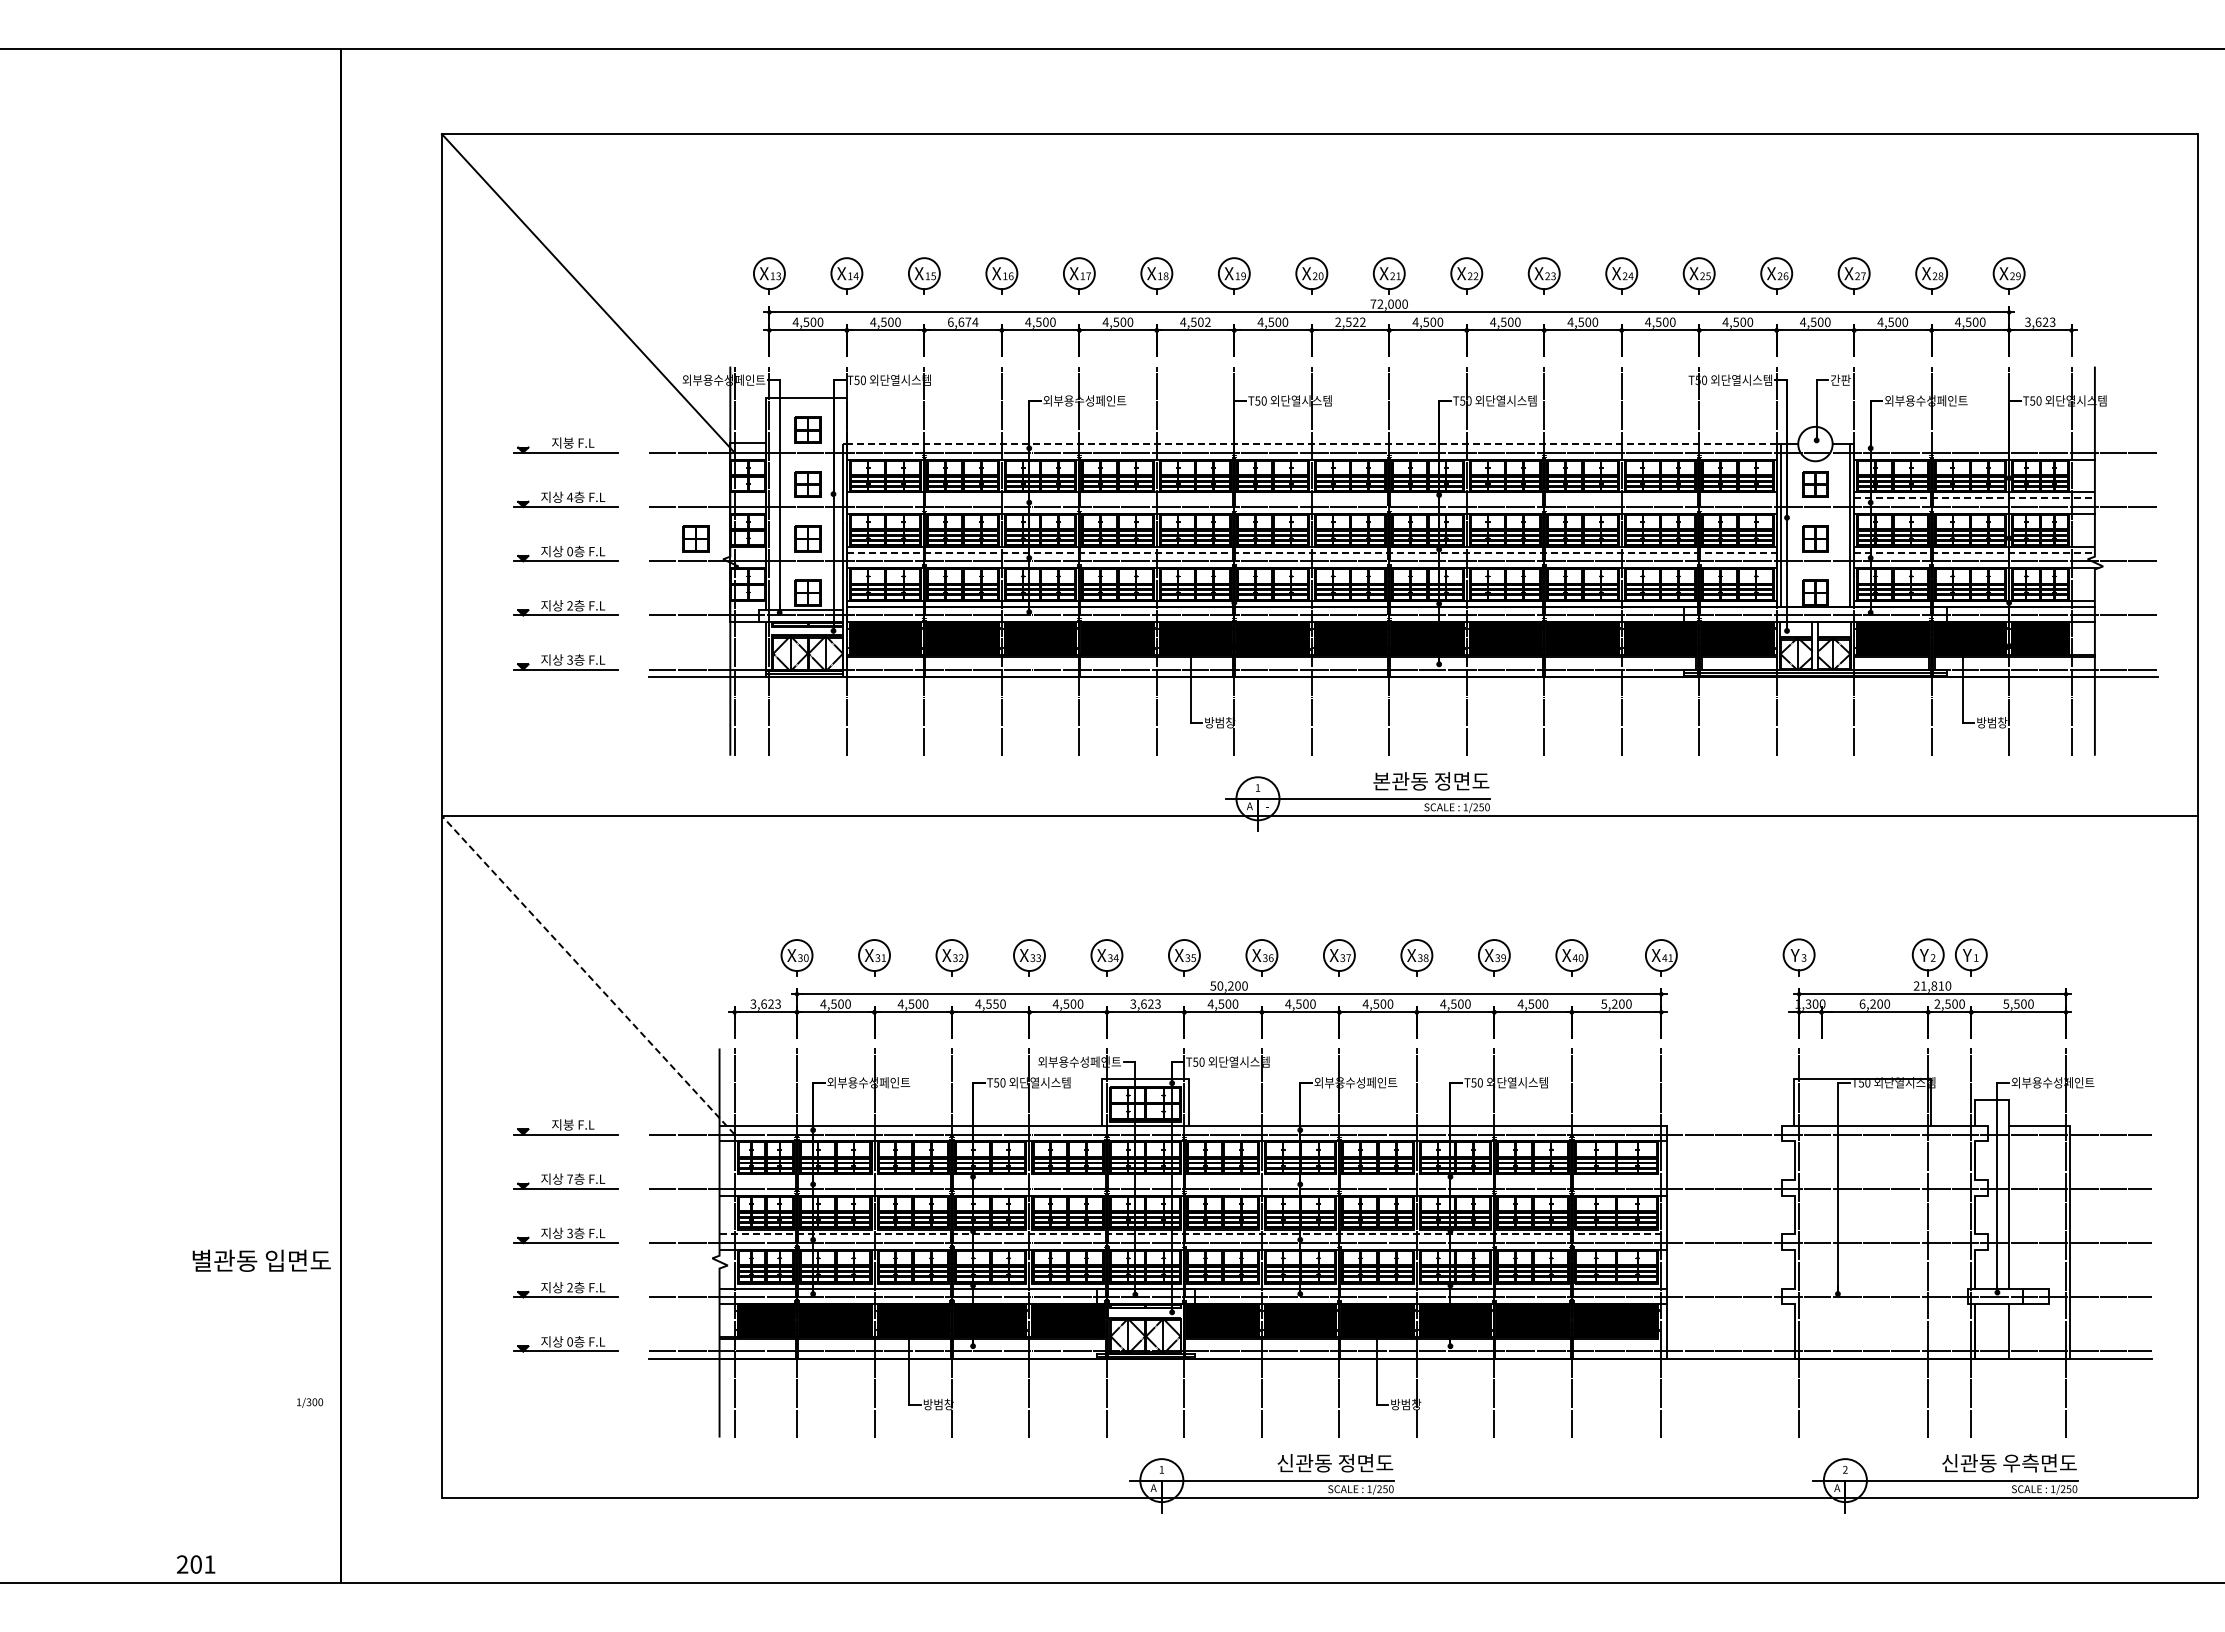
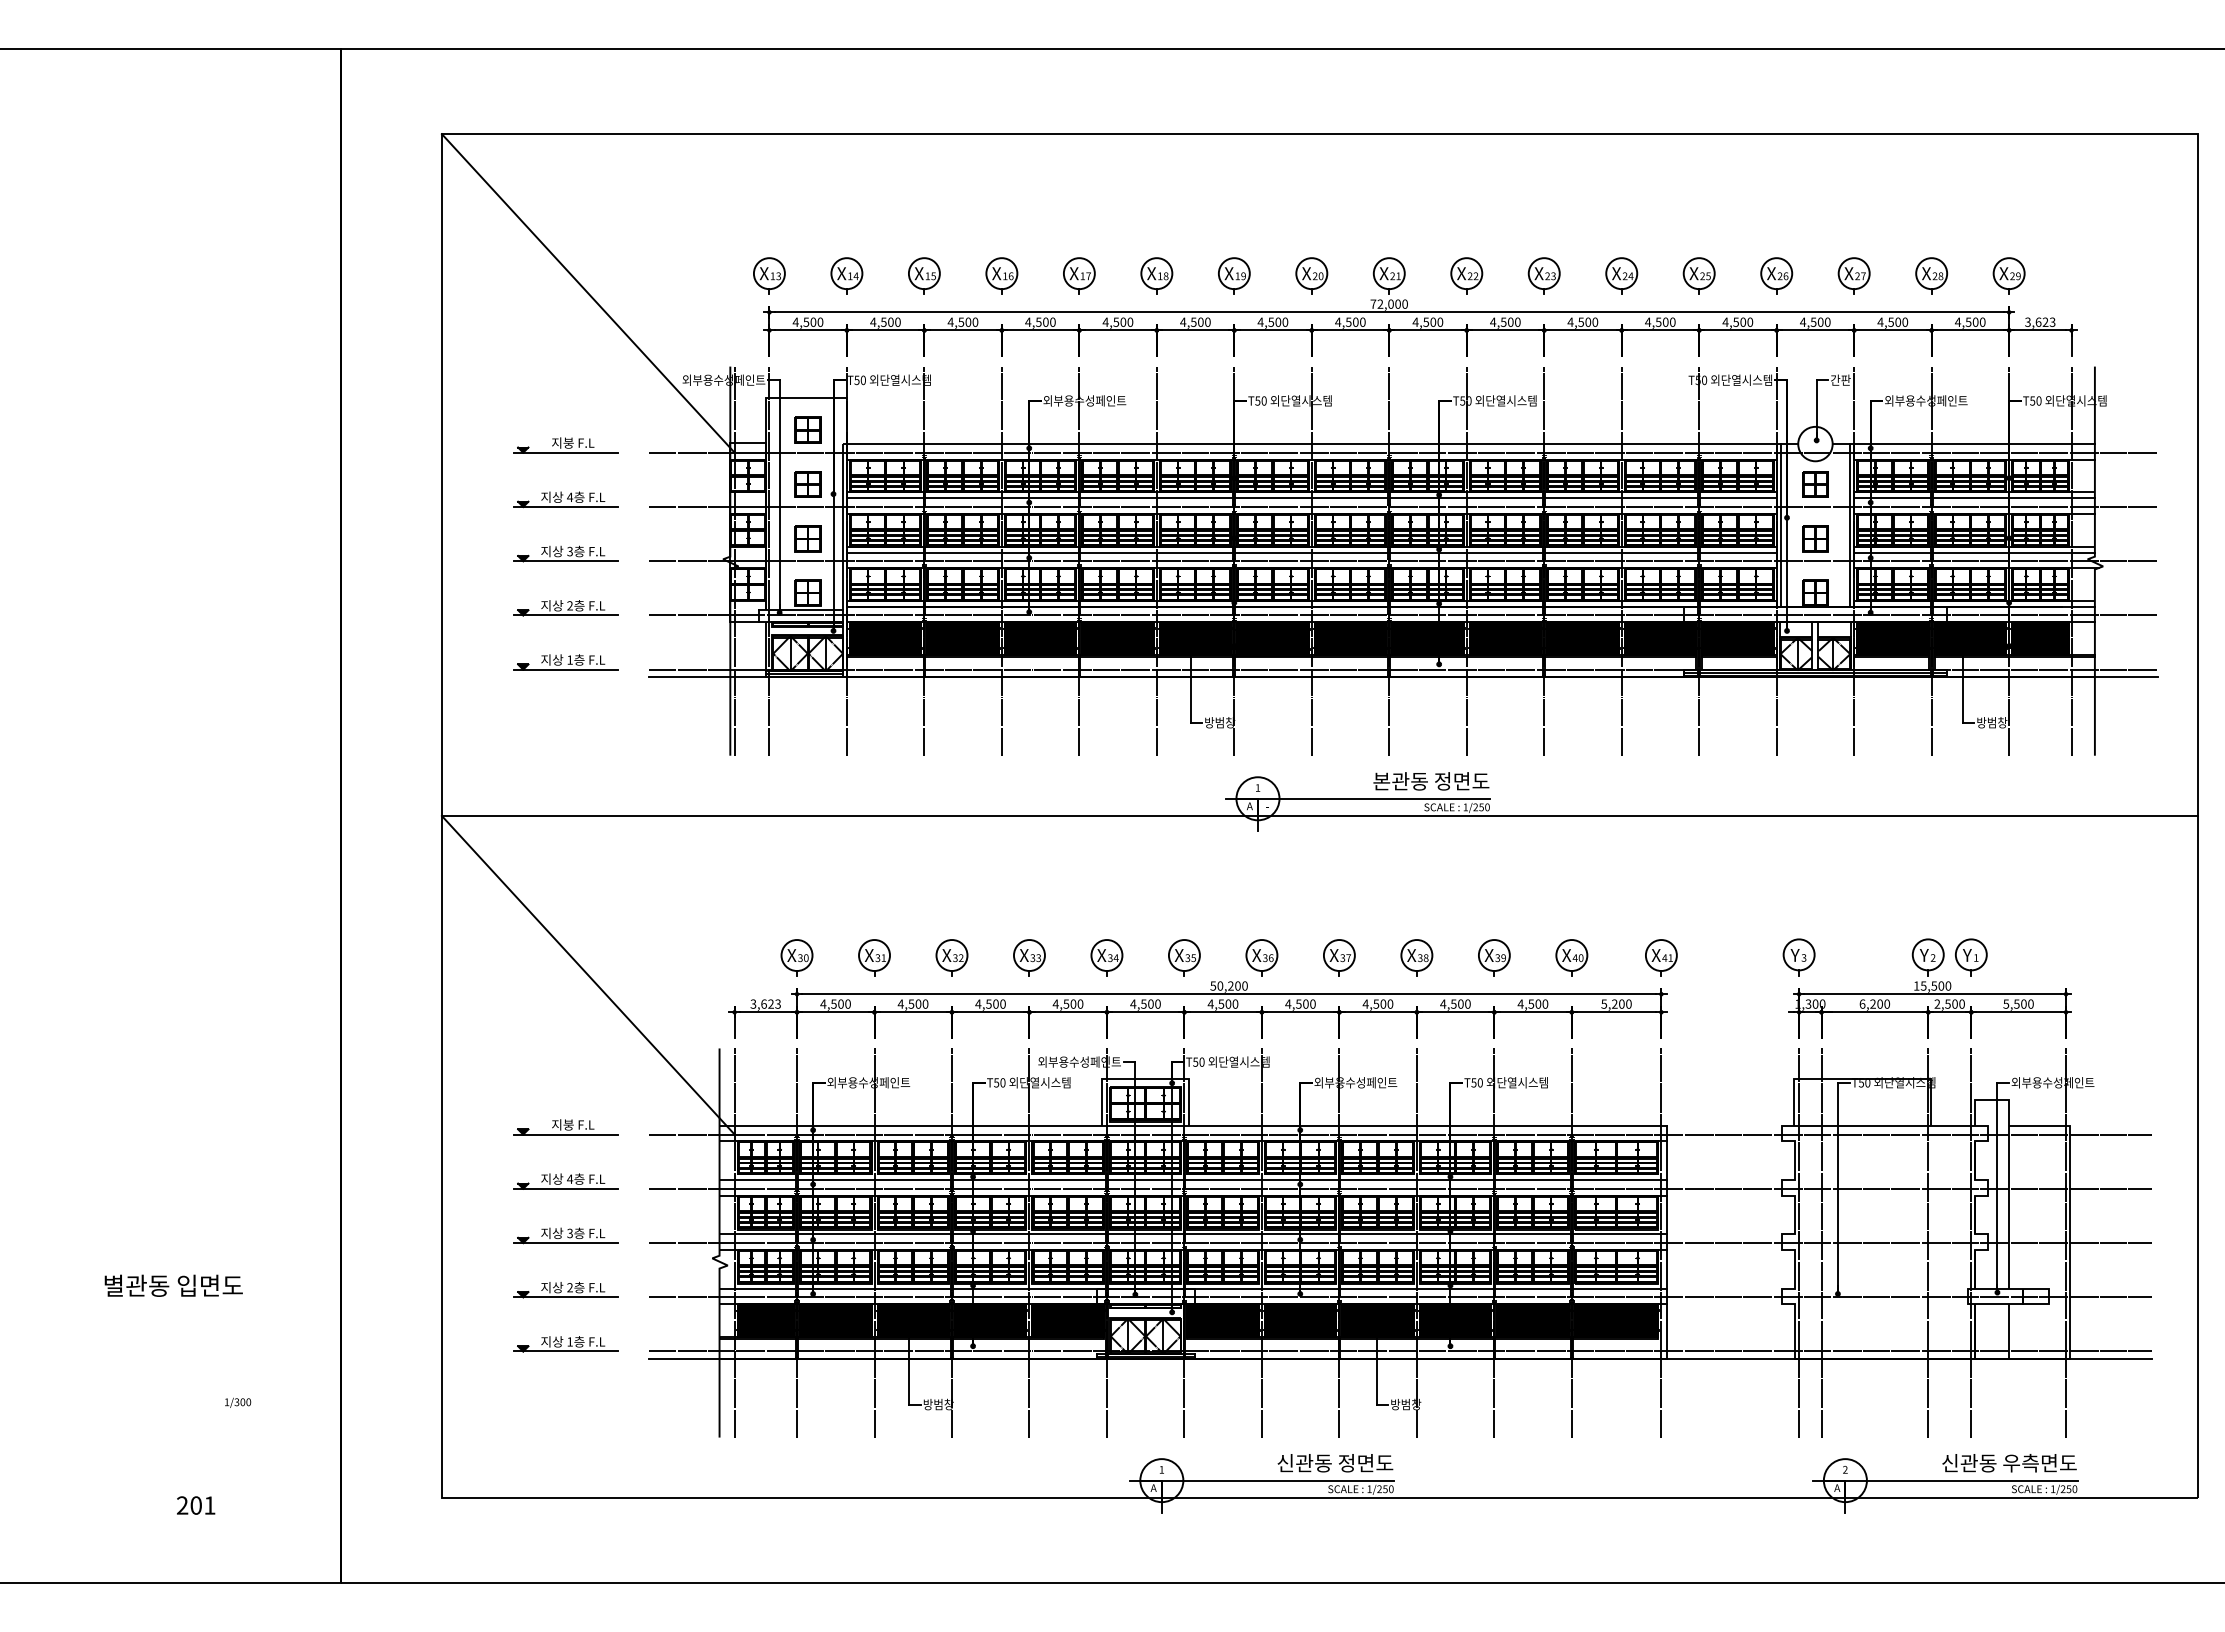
text: 6,674 -> 4,500 (962, 321)
text: 4,502 -> 4,500 (1207, 321)
text: 2,522 -> 4,500 (1350, 321)
line: dashed -> solid (1311, 444)
line: none -> present (1974, 444)
line: none -> present (1311, 498)
line: dashed -> solid (1975, 498)
part: present -> none (695, 538)
text: 0 -> 3 (569, 551)
line: dashed -> solid (1311, 552)
line: dashed -> solid (1975, 552)
text: 3 -> 1 (569, 659)
line: dashed -> solid (587, 974)
text: 21,810 -> 15,500 (1928, 985)
text: 4,550 -> 4,500 (995, 1003)
text: 3,623 -> 4,500 (1145, 1003)
text: 7 -> 4 (570, 1178)
line: none -> present (1192, 1180)
line: dashed -> solid (1193, 1234)
line: none -> present (1821, 1242)
text position: (261, 1260) -> (173, 1285) (173, 1285)
text: 0 -> 1 (569, 1341)
text position: (310, 1402) -> (238, 1402) (238, 1402)
text position: (196, 1564) -> (196, 1505) (196, 1505)
